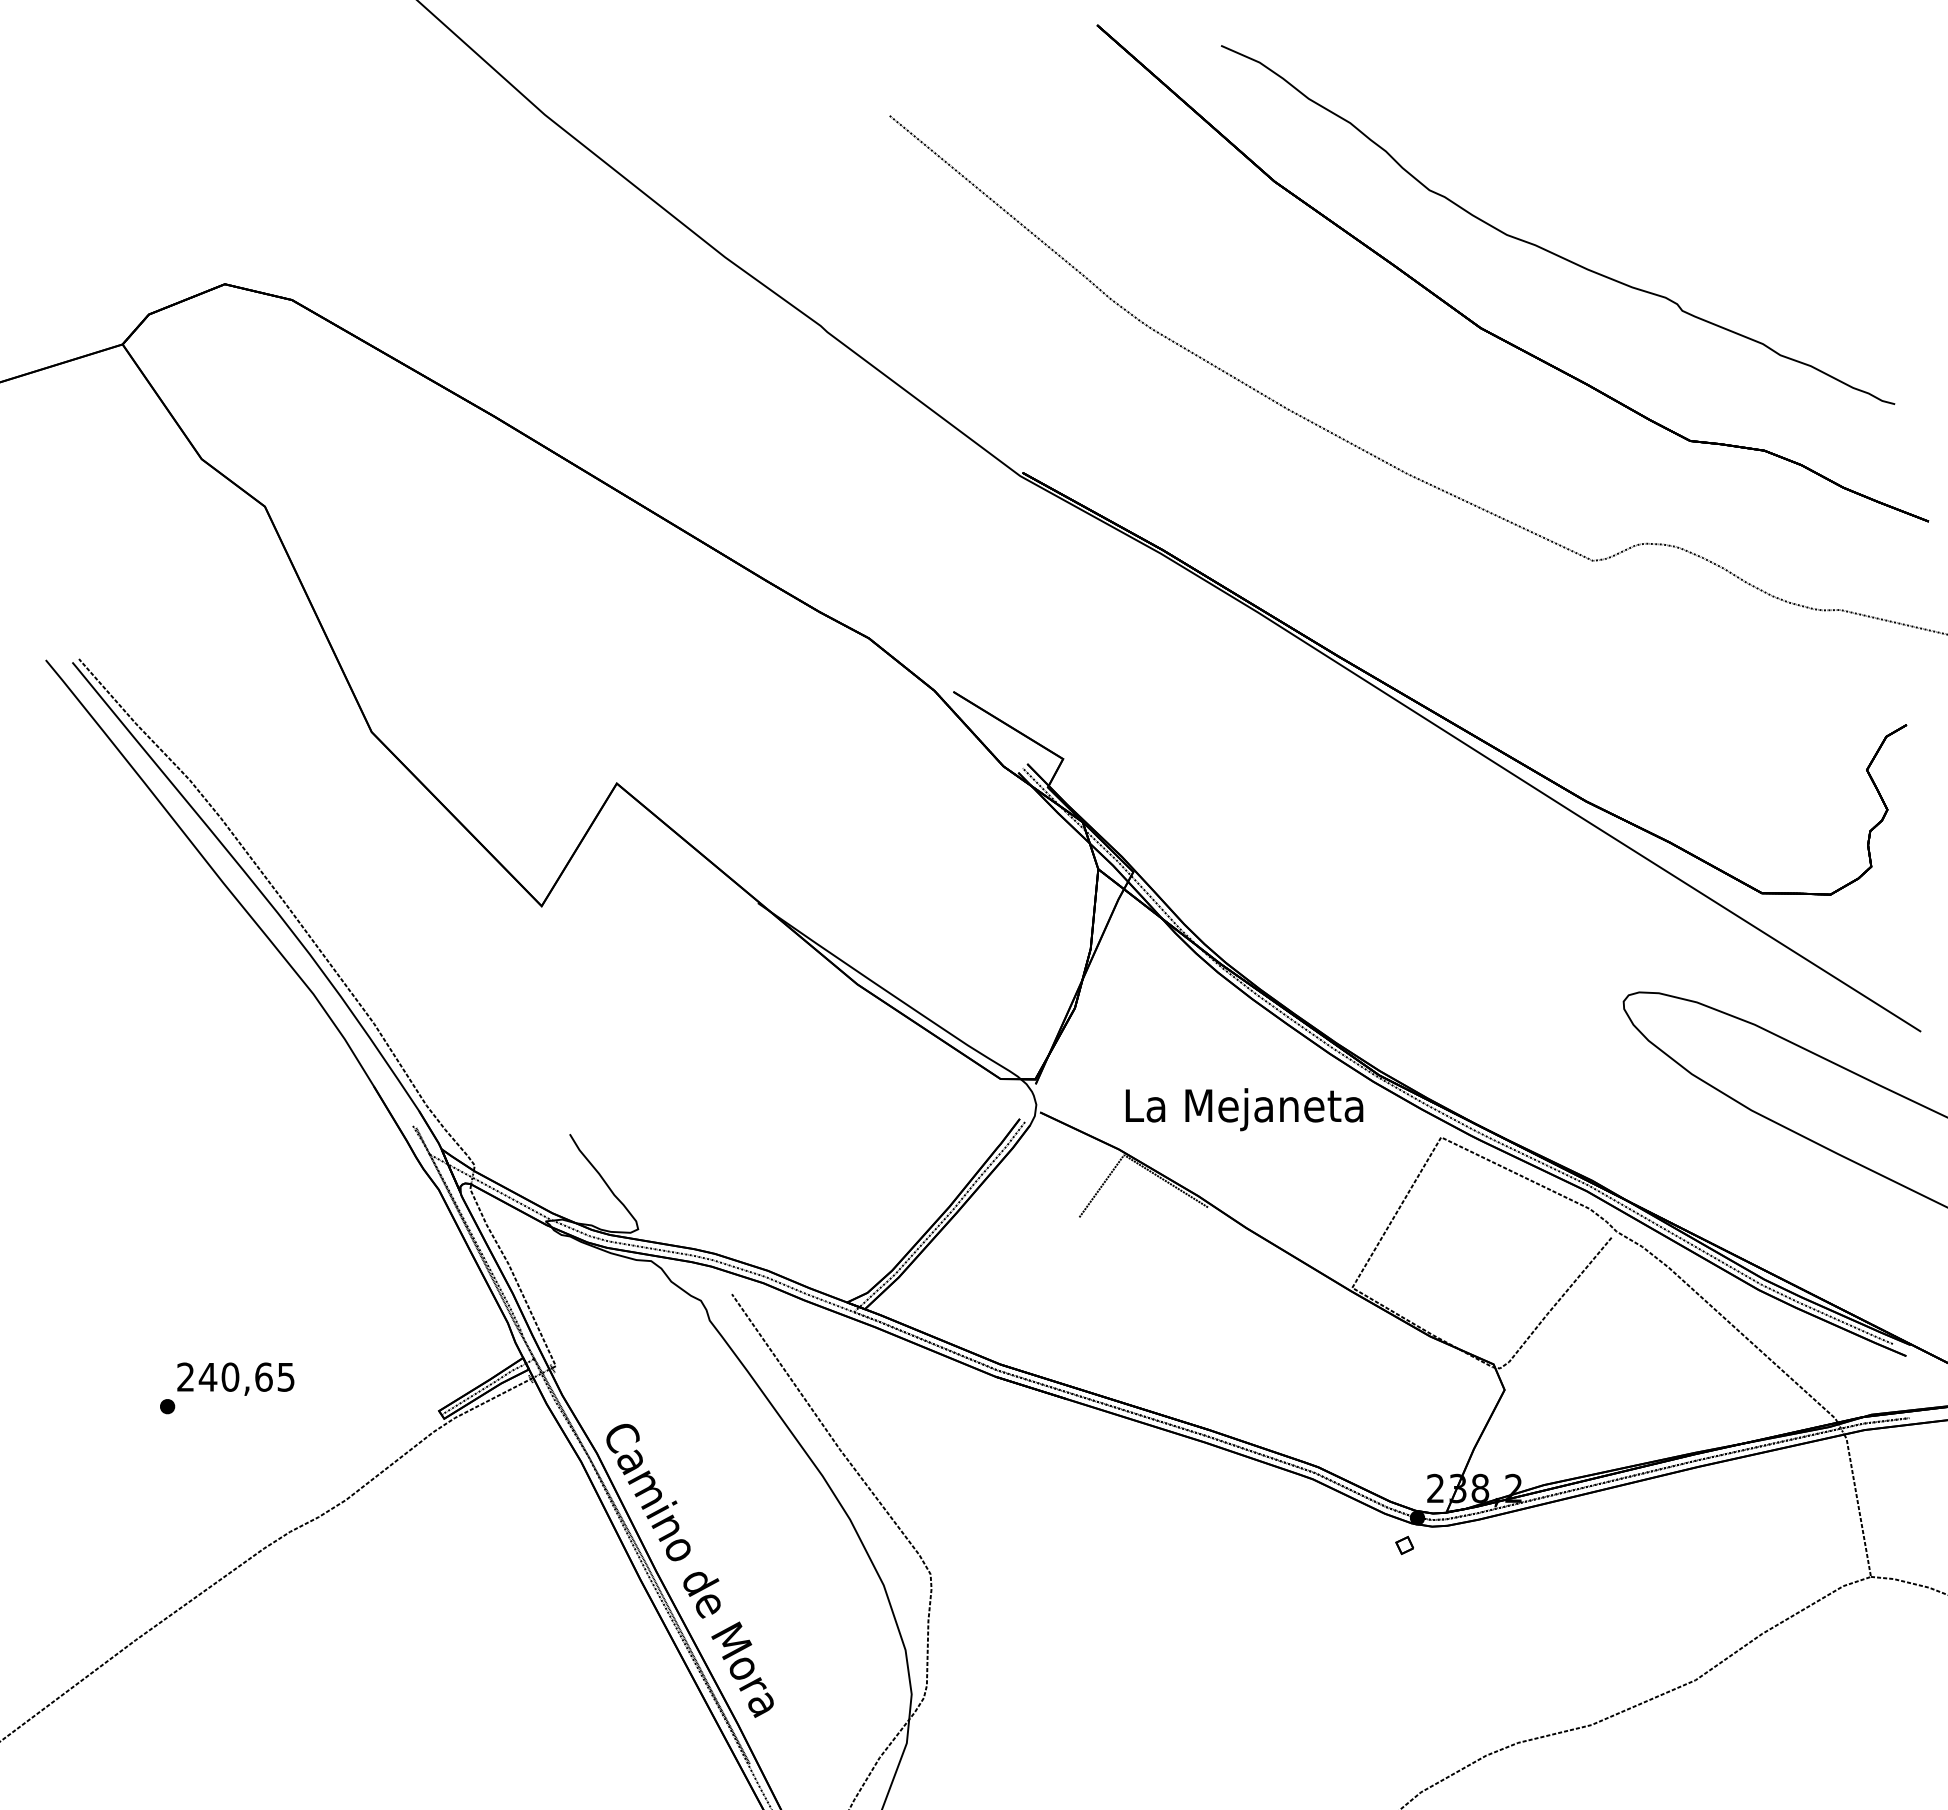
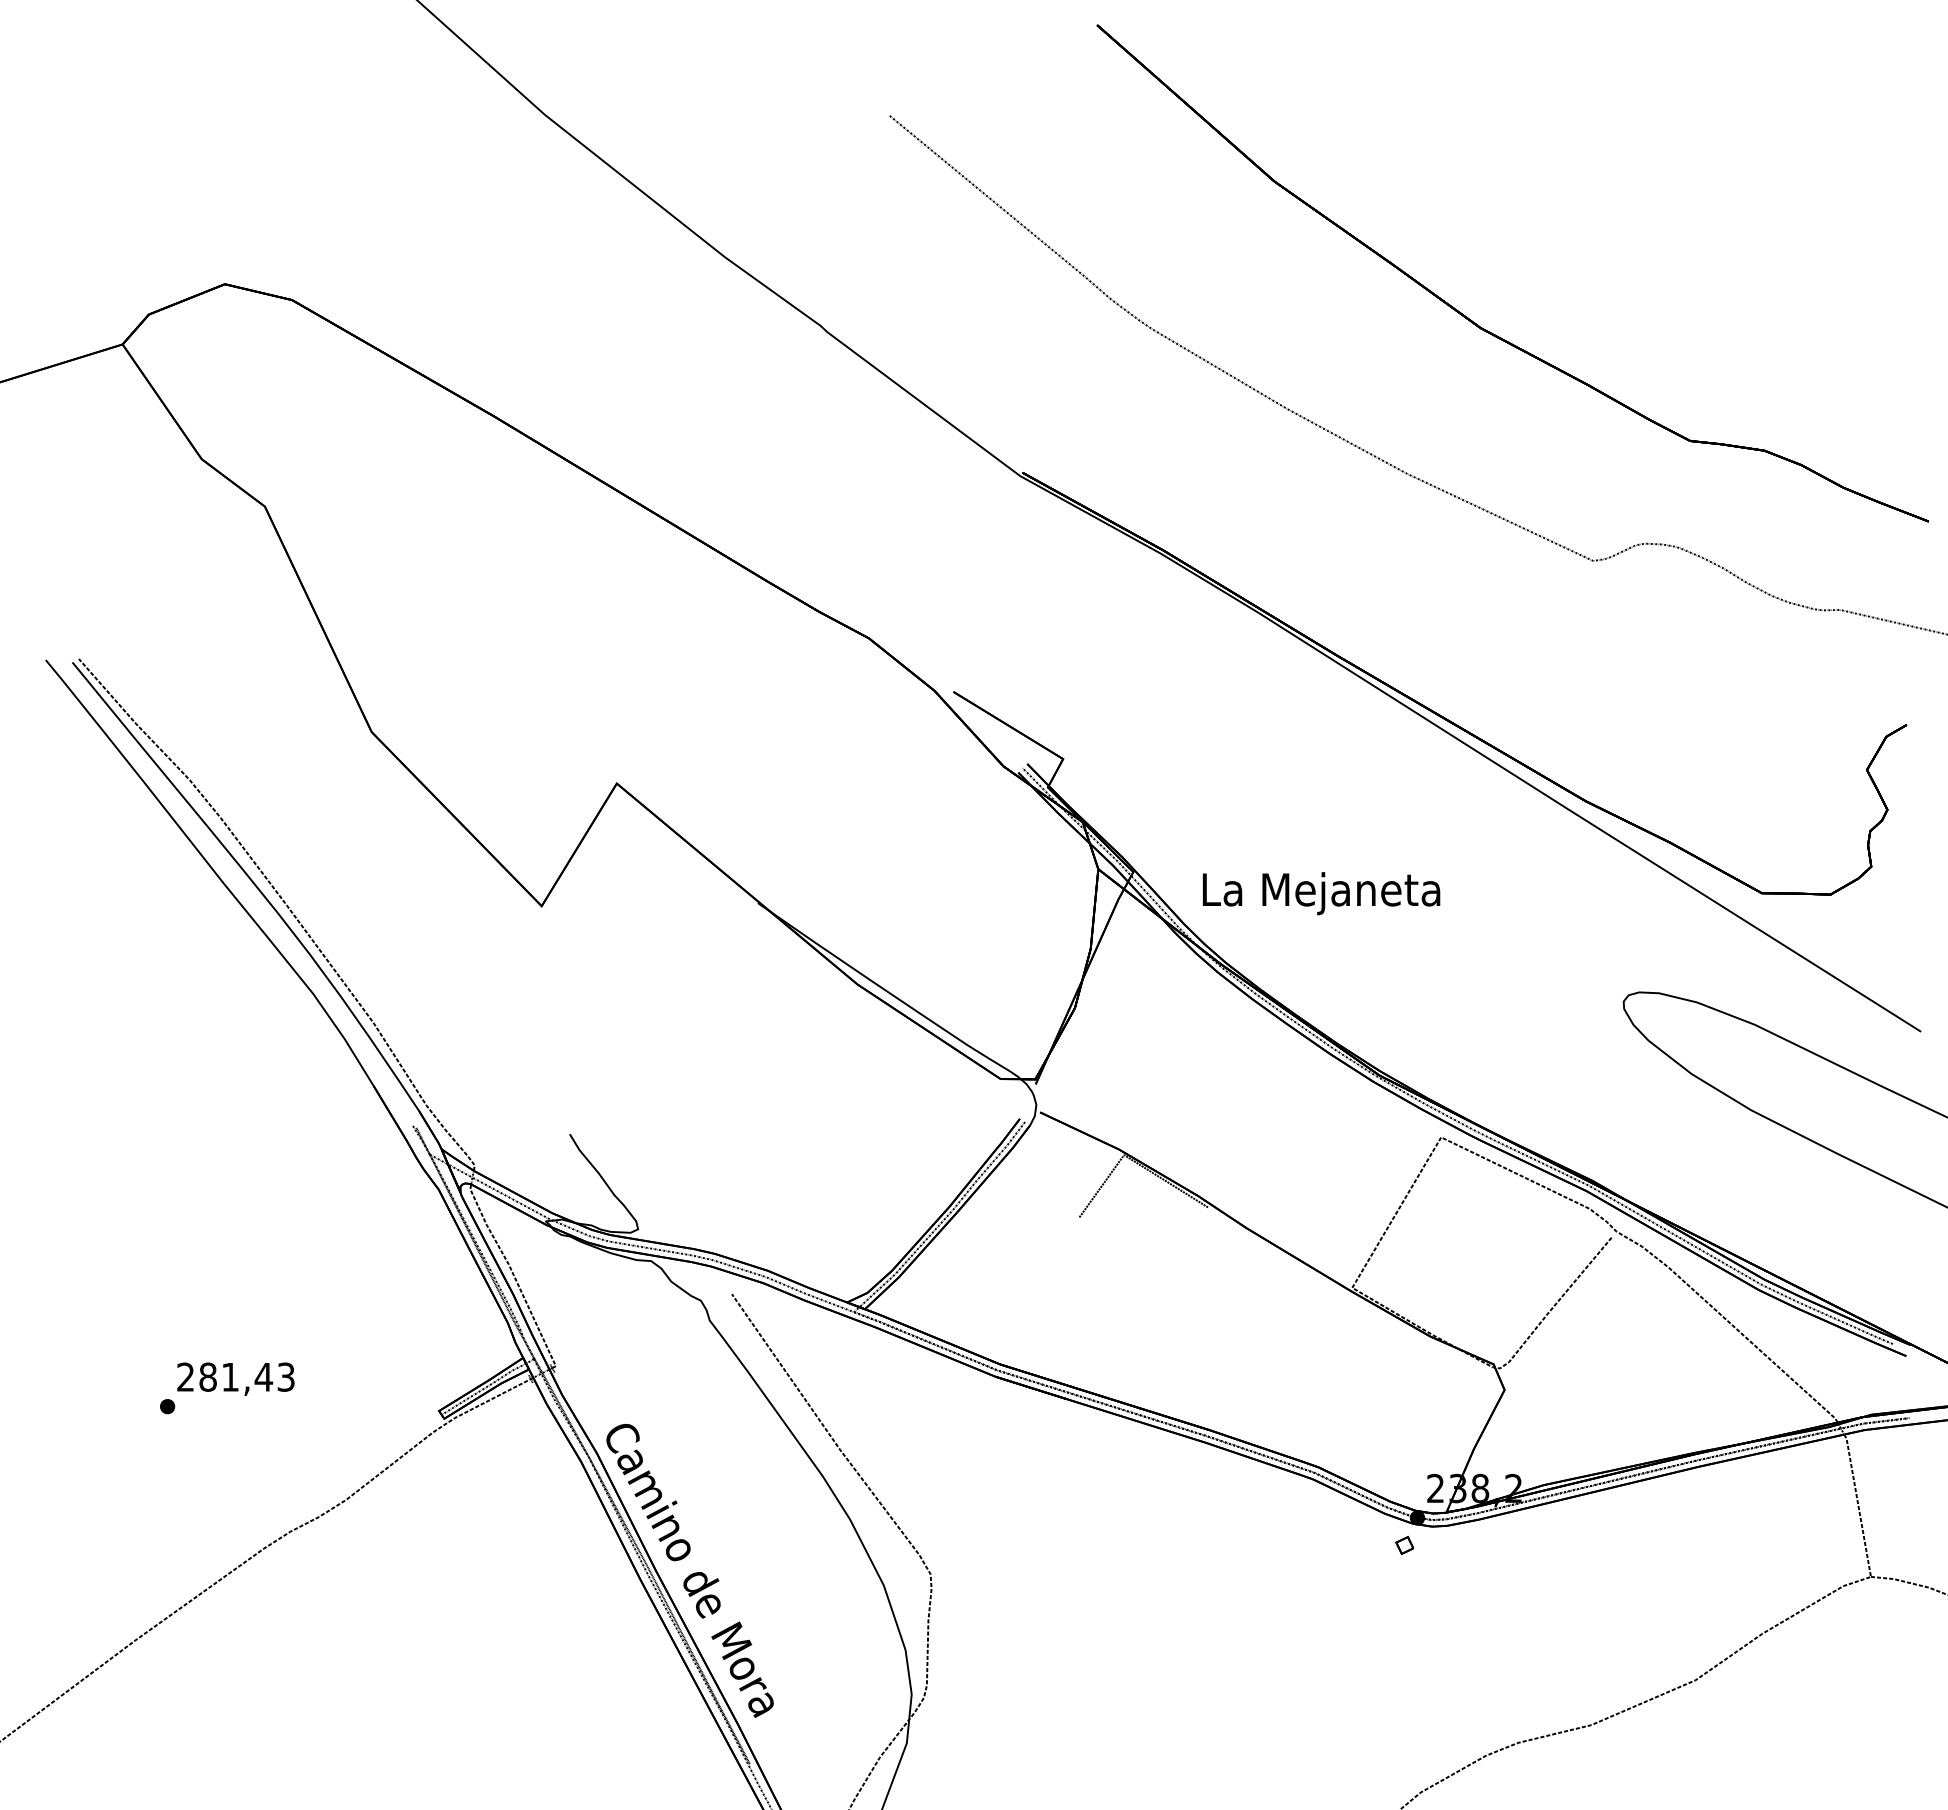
curve: present -> none (1545, 248)
text position: (1244, 1109) -> (1321, 893) (1321, 893)
text: 240,65 -> 281,43 (246, 1376)
